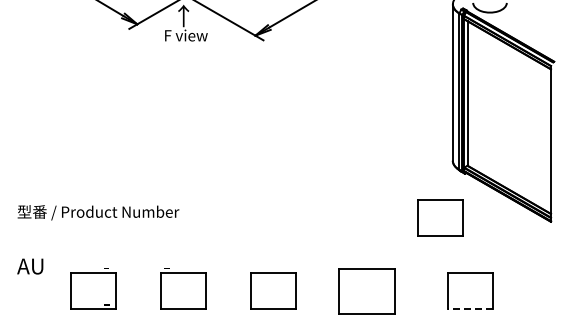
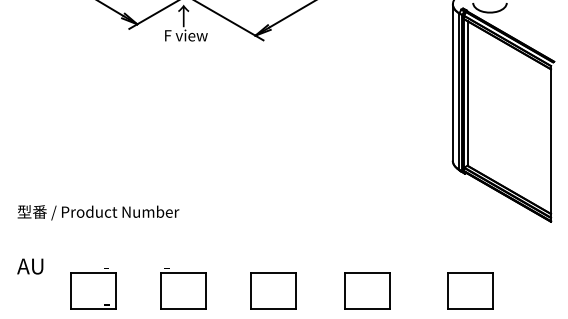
part: present -> none (440, 217)
part size: 58x47 px -> 47x38 px (367, 290)
line: dashed -> solid (470, 309)
